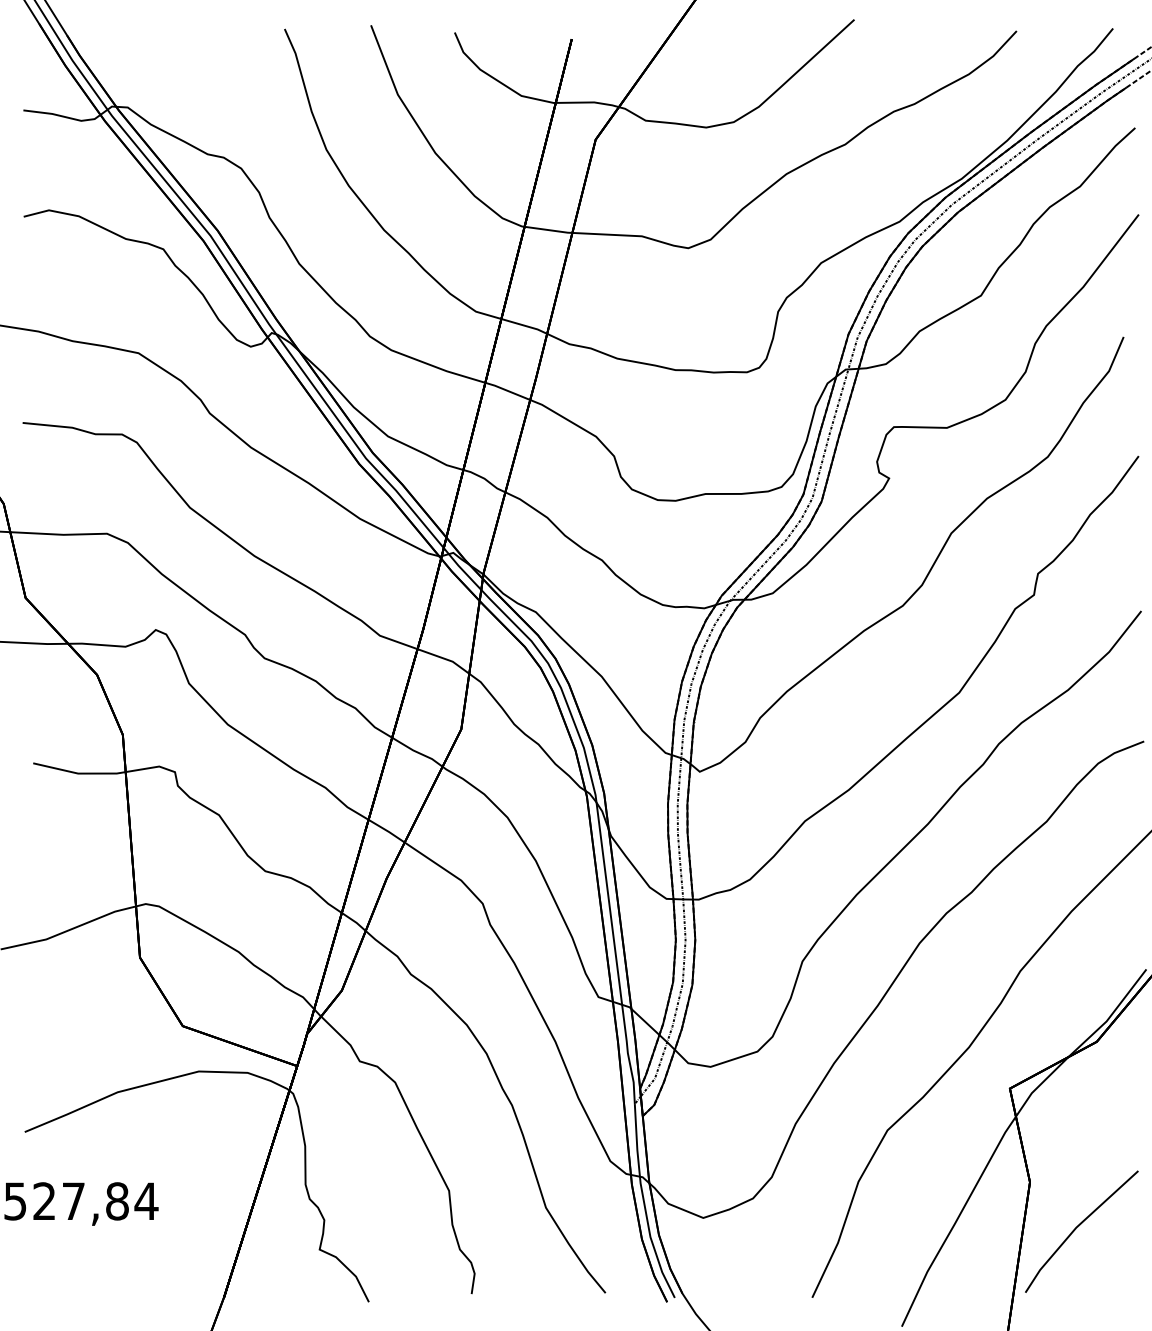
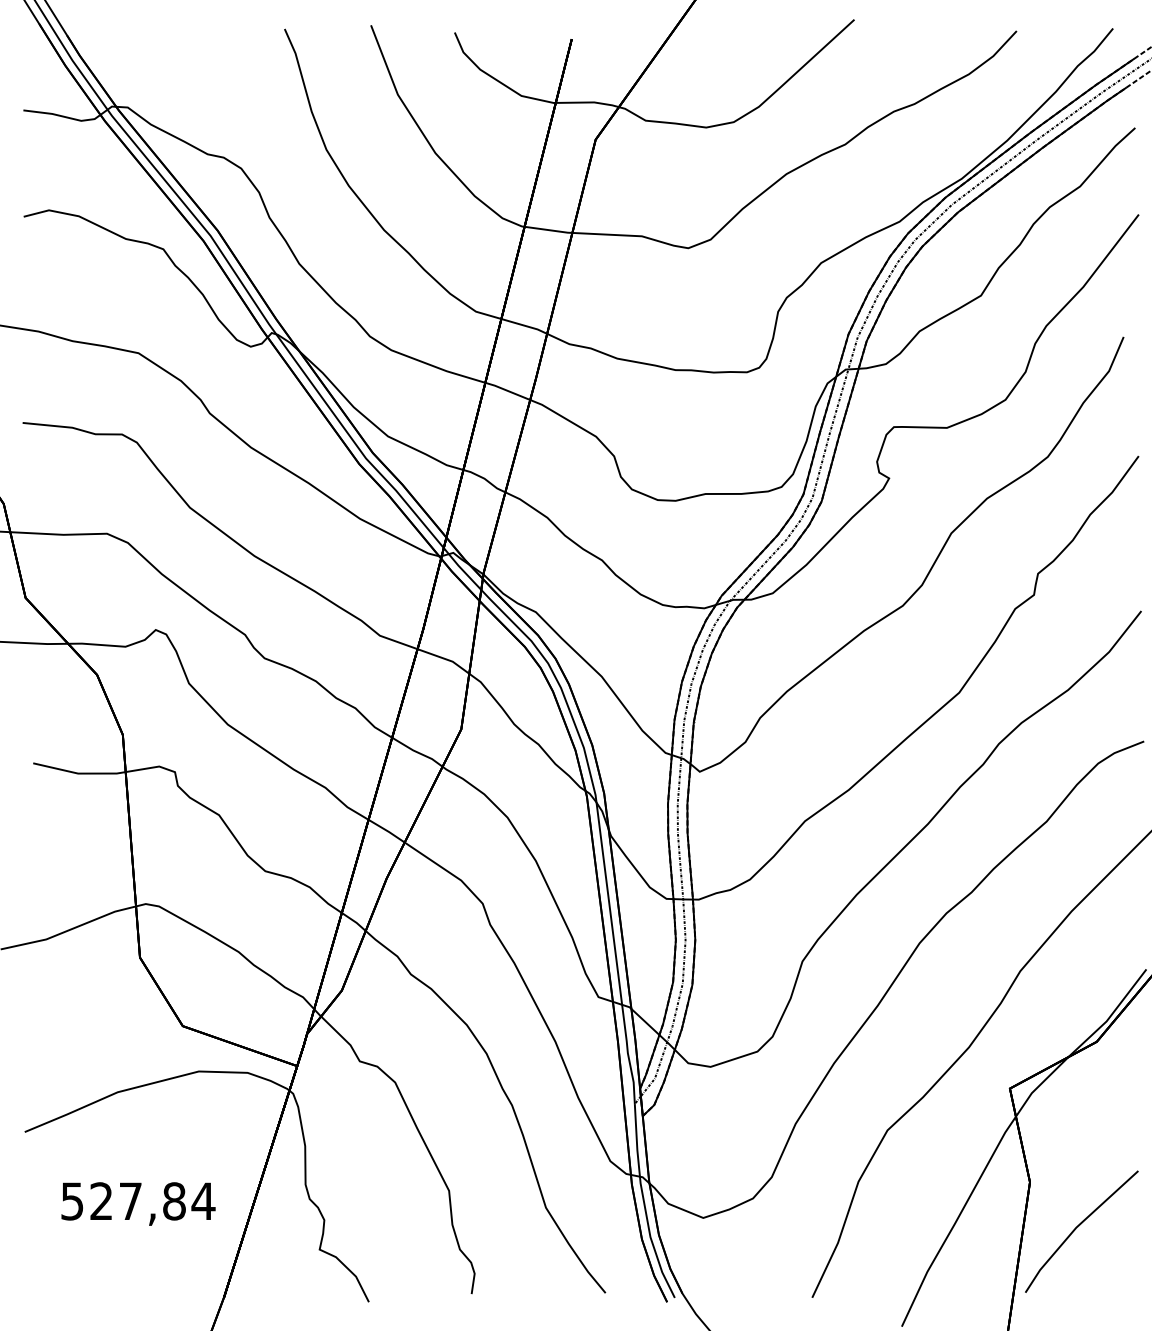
text position: (81, 1203) -> (138, 1203) (138, 1203)
